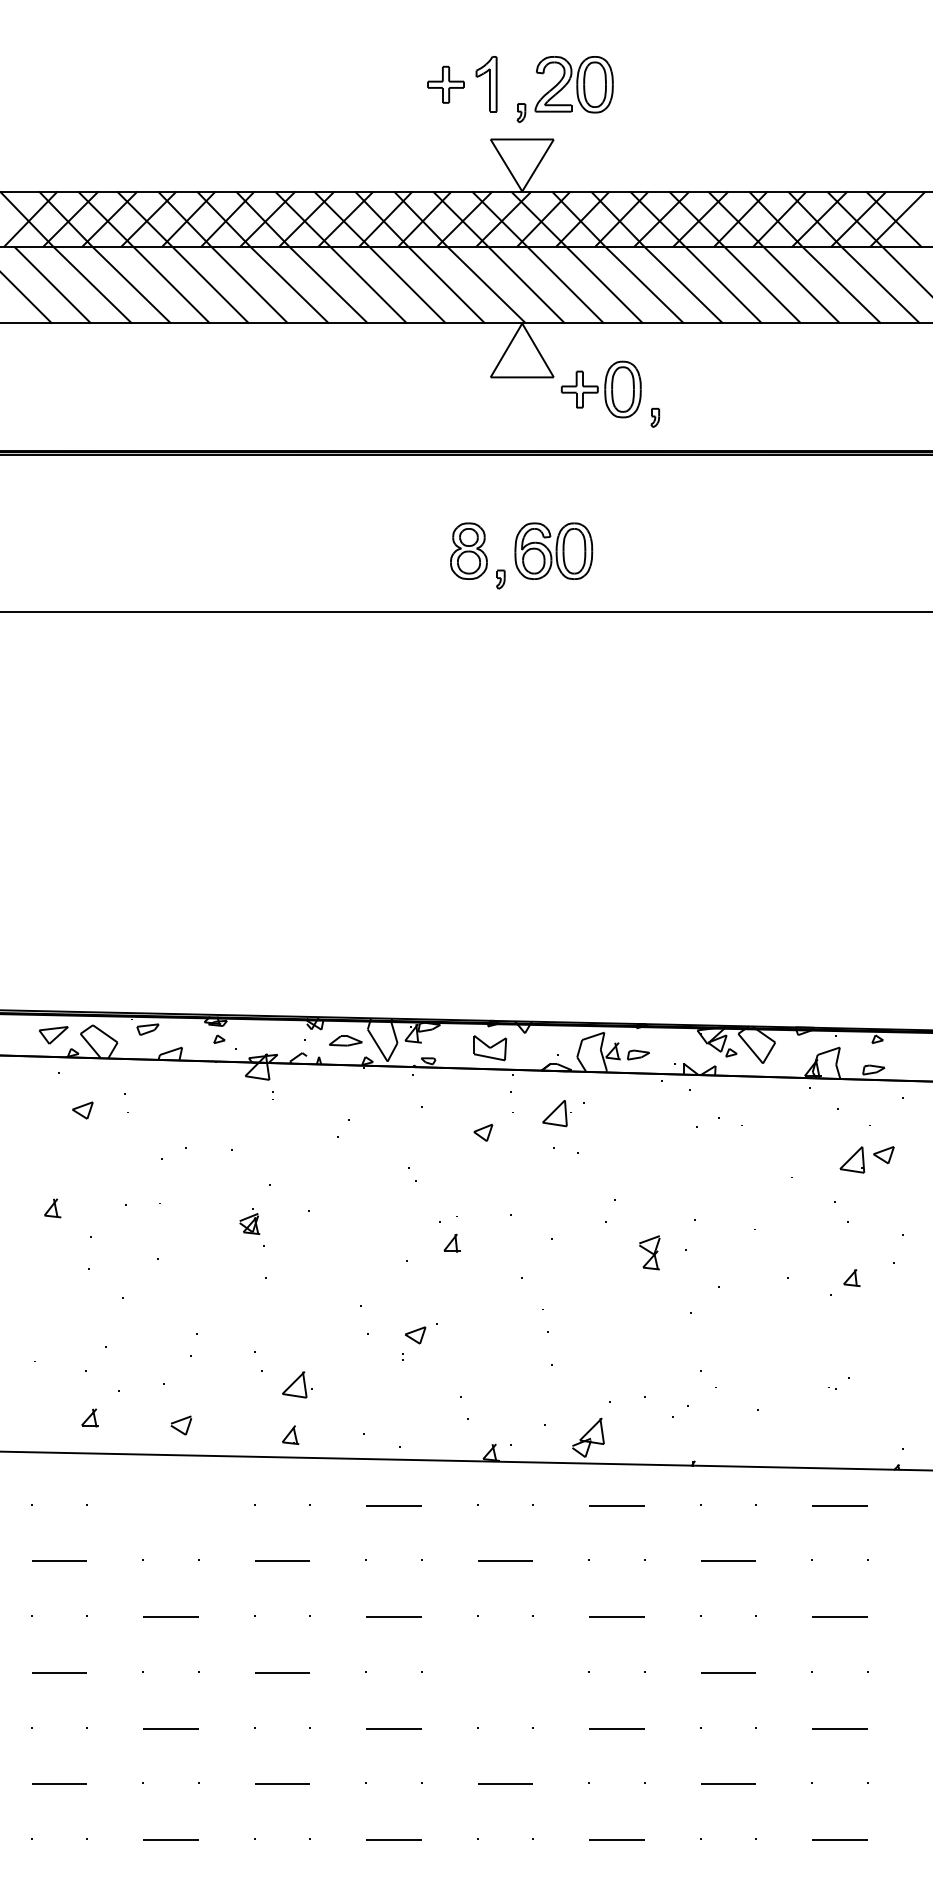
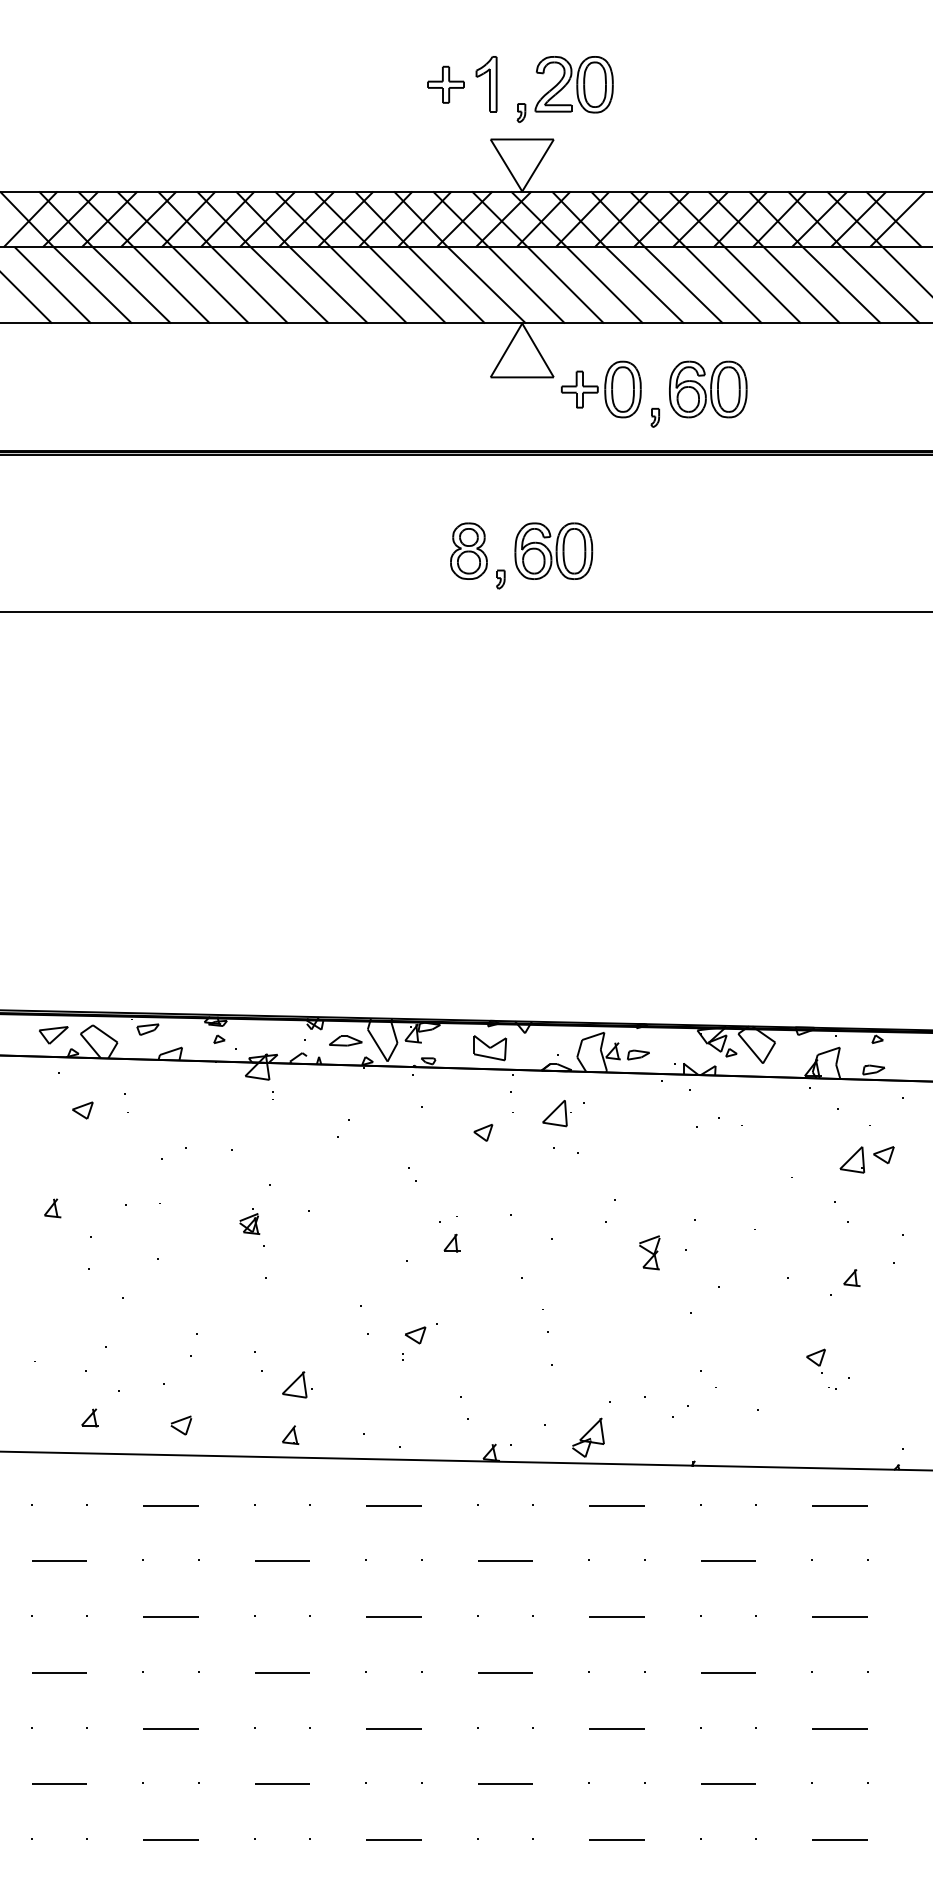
part: none -> present (708, 389)
part: none -> present (815, 1360)
line: none -> present (170, 1505)
line: none -> present (505, 1672)
